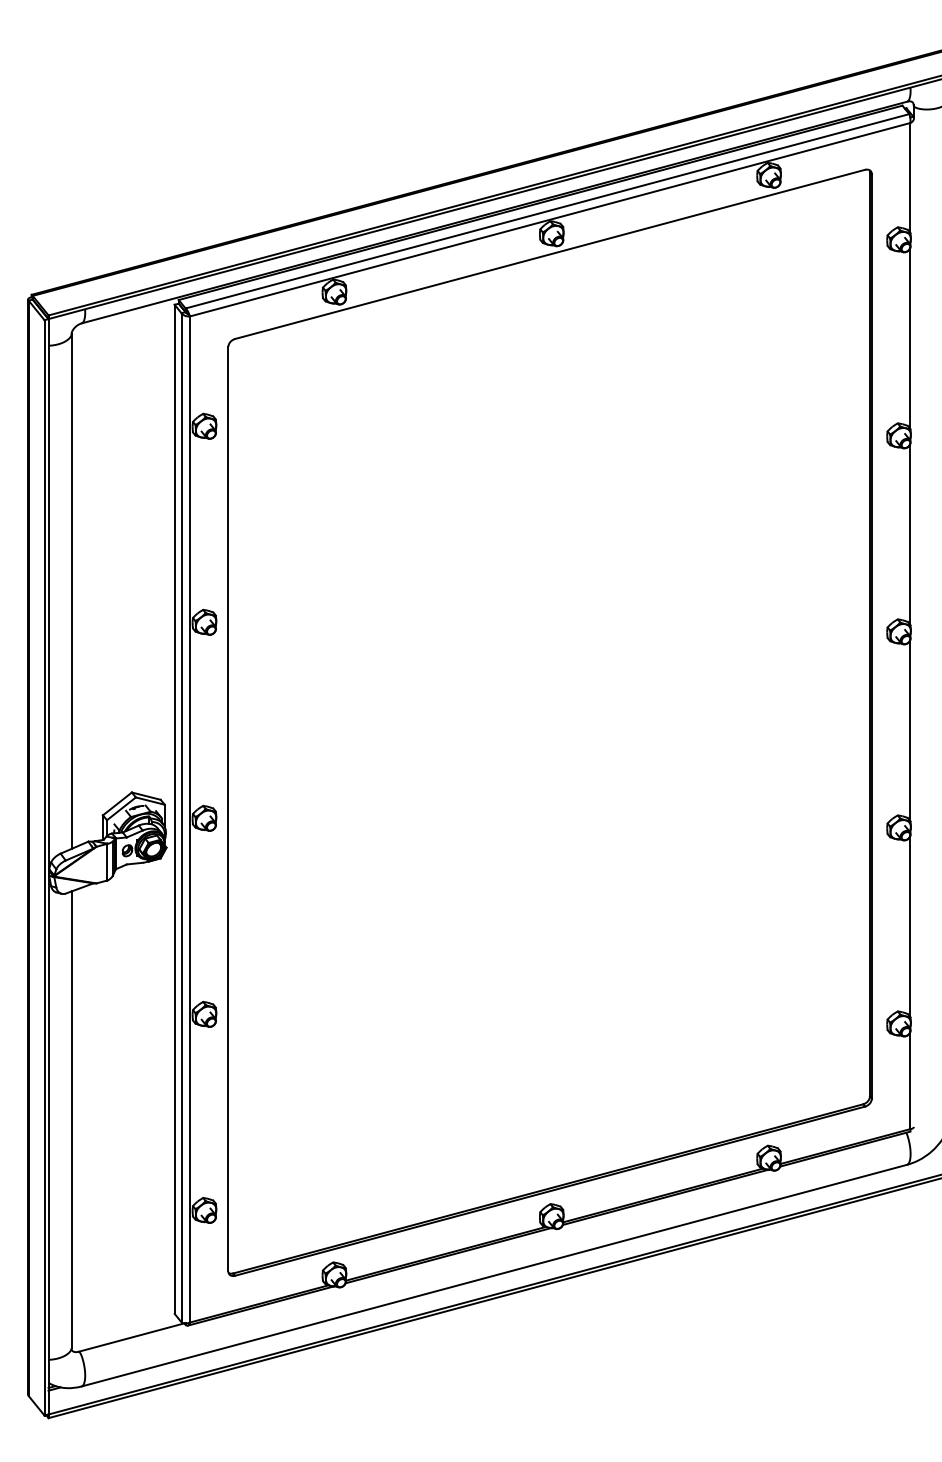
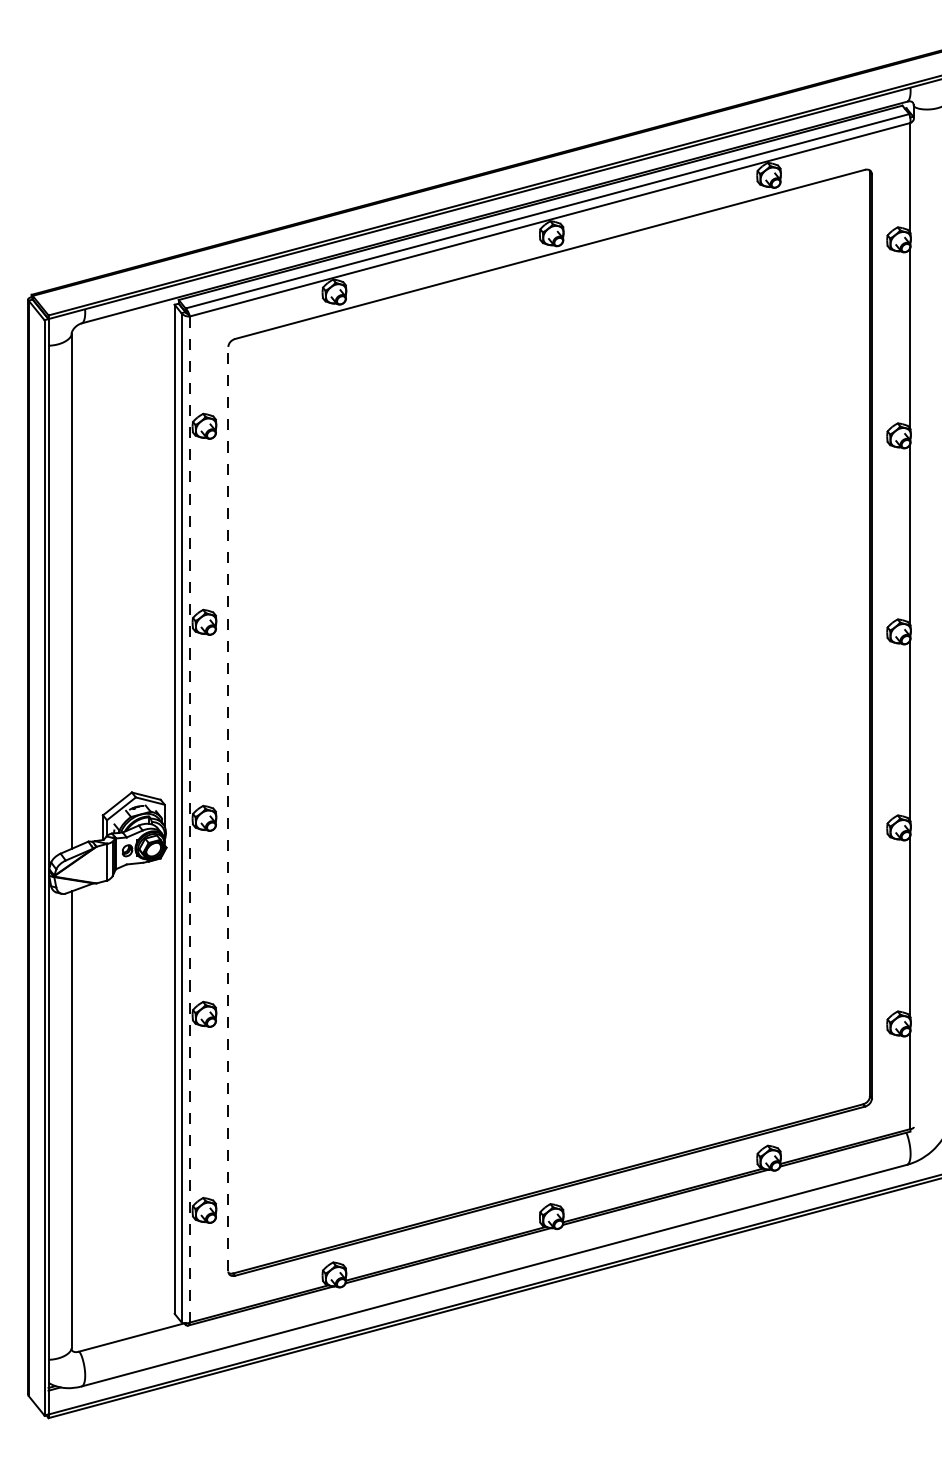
line: solid -> dashed (228, 808)
line: solid -> dashed (189, 820)
